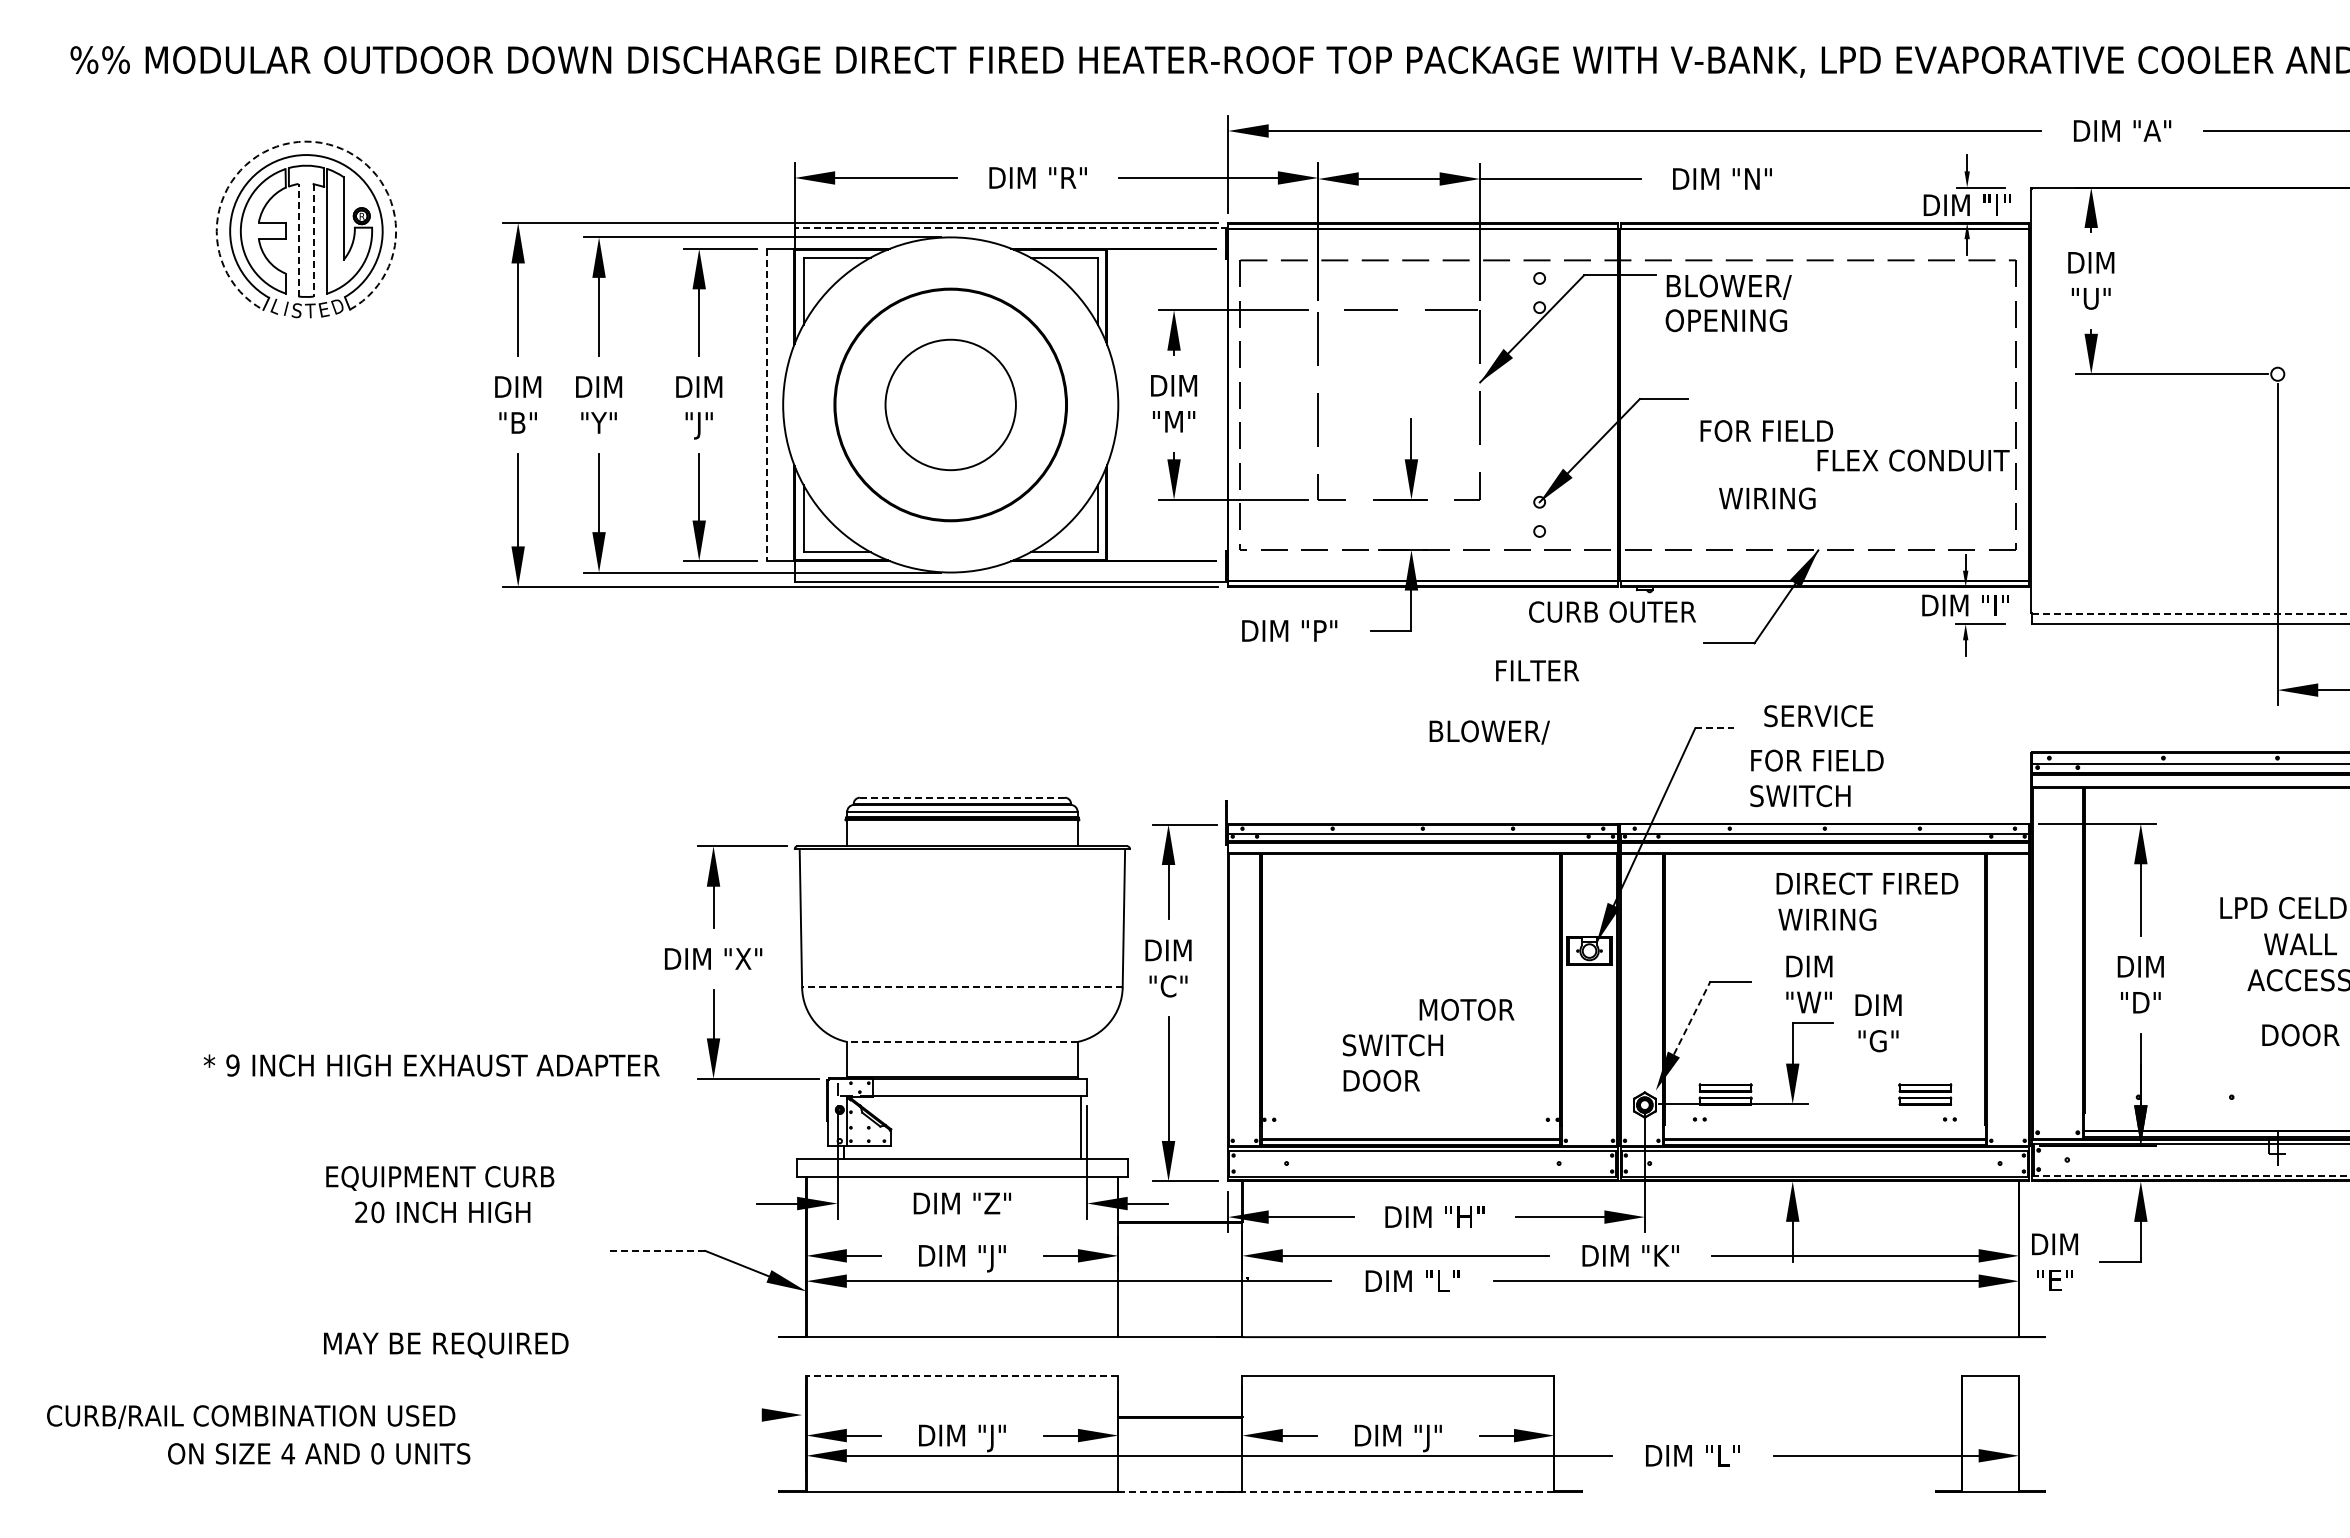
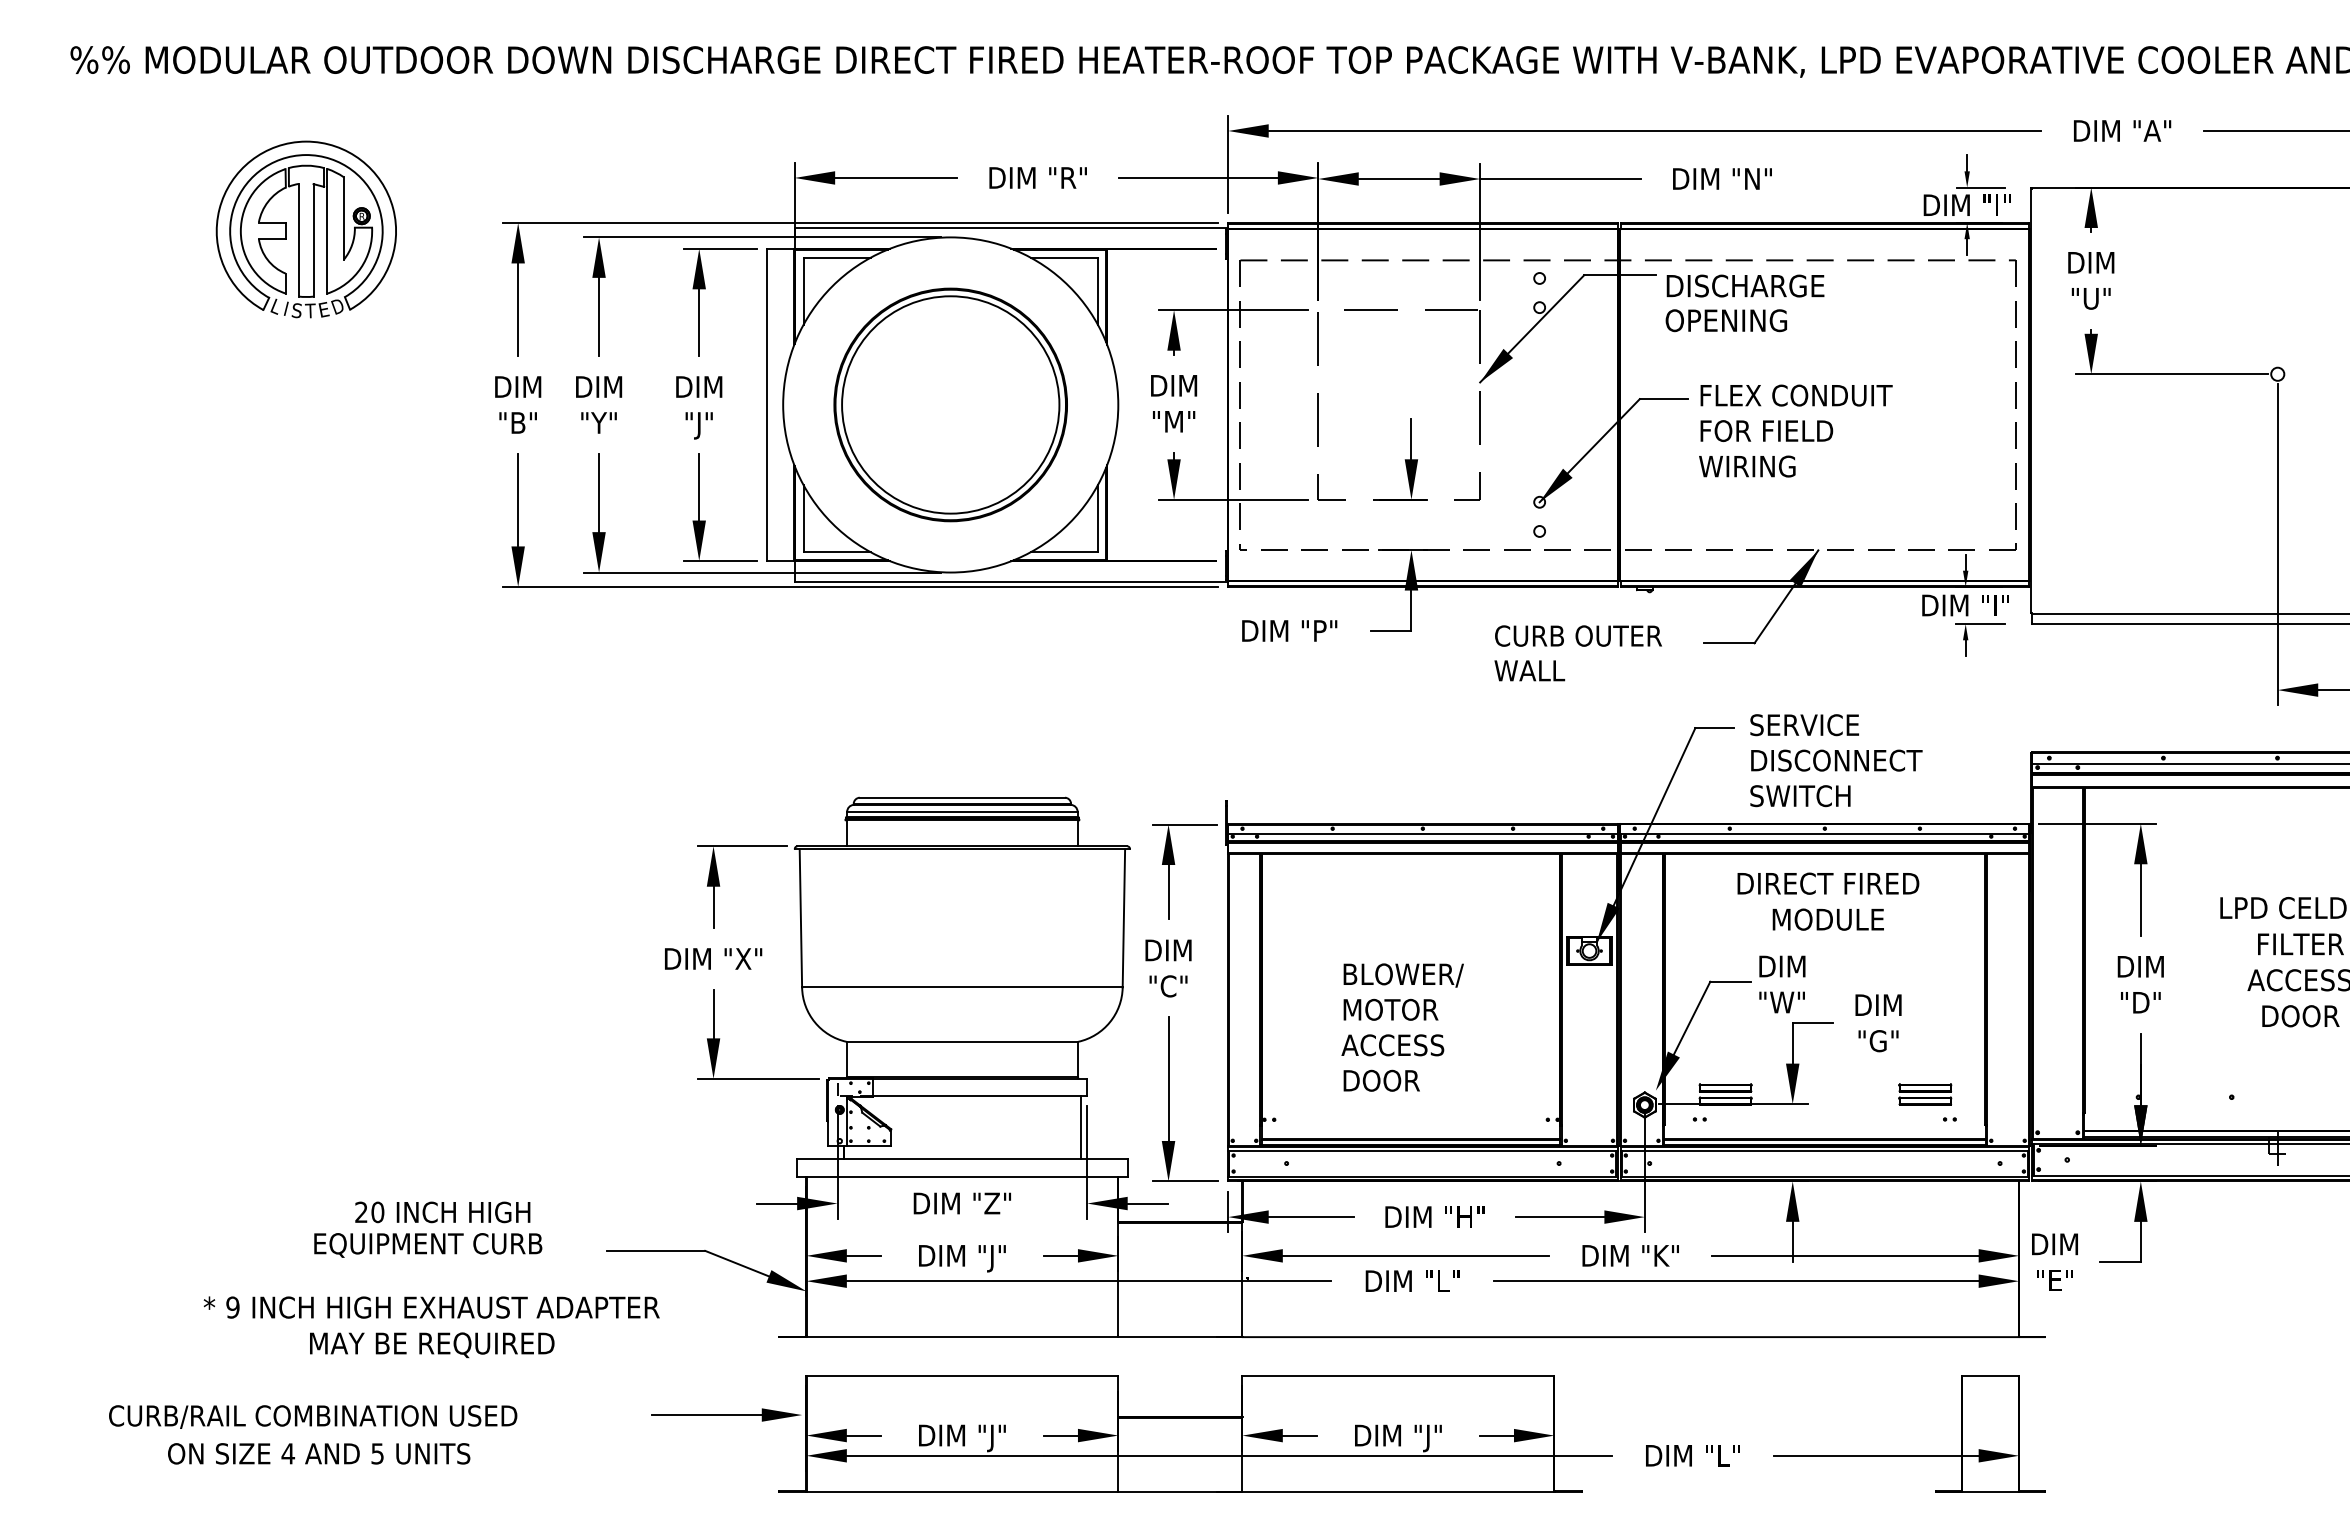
arc: dashed -> solid (306, 141)
line: dashed -> solid (1011, 228)
line: dashed -> solid (298, 239)
line: dashed -> solid (313, 240)
text: BLOWER/ -> DISCHARGE (1746, 286)
circle diameter: 130 px -> 217 px (950, 404)
line: dashed -> solid (767, 405)
text position: (1913, 460) -> (1796, 395) (1796, 395)
text position: (1767, 498) -> (1747, 466) (1747, 466)
text position: (1612, 611) -> (1578, 635) (1578, 635)
line: dashed -> solid (2190, 613)
text: FILTER -> WALL (1536, 670)
text position: (1818, 716) -> (1804, 725) (1804, 725)
line: dashed -> solid (1715, 728)
text position: (1489, 732) -> (1403, 975) (1403, 975)
text: FOR FIELD -> DISCONNECT (1837, 760)
line: dashed -> solid (962, 797)
text position: (1867, 883) -> (1828, 883) (1828, 883)
text: WIRING -> MODULE (1827, 919)
text: WALL -> FILTER (2300, 944)
text position: (1809, 984) -> (1782, 984) (1782, 984)
line: dashed -> solid (961, 987)
text position: (1466, 1009) -> (1390, 1009) (1390, 1009)
line: dashed -> solid (1692, 1018)
text position: (2300, 1035) -> (2300, 1016) (2300, 1016)
line: dashed -> solid (962, 1041)
text: SWITCH -> ACCESS (1392, 1045)
text position: (431, 1065) -> (431, 1307) (431, 1307)
line: dashed -> solid (2191, 1175)
text position: (440, 1178) -> (428, 1245) (428, 1245)
line: dashed -> solid (656, 1250)
text position: (446, 1345) -> (432, 1345) (432, 1345)
line: dashed -> solid (961, 1375)
line: none -> present (706, 1415)
text position: (251, 1416) -> (313, 1416) (313, 1416)
text: 0 -> 5 (377, 1453)
line: dashed -> solid (1336, 1491)
